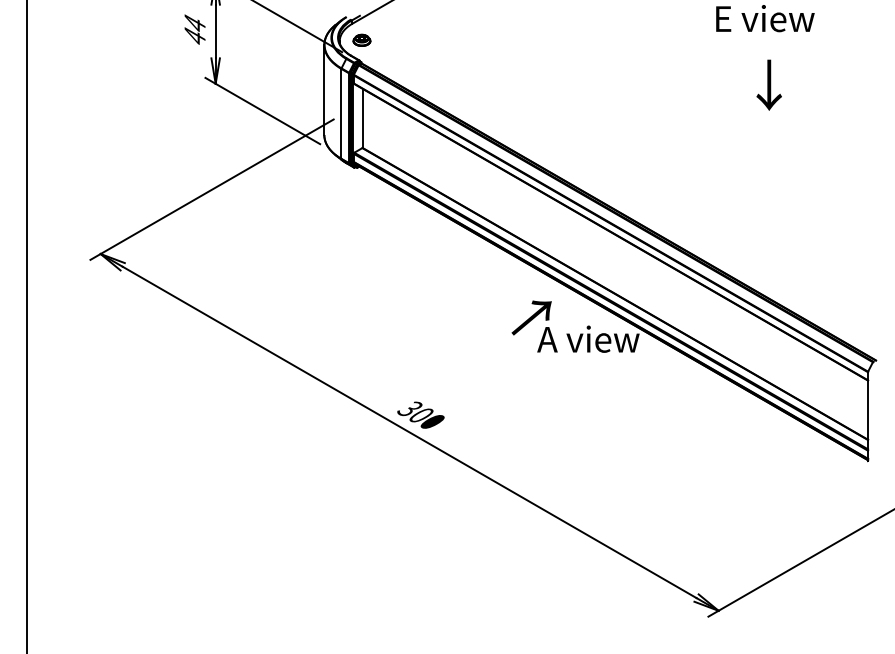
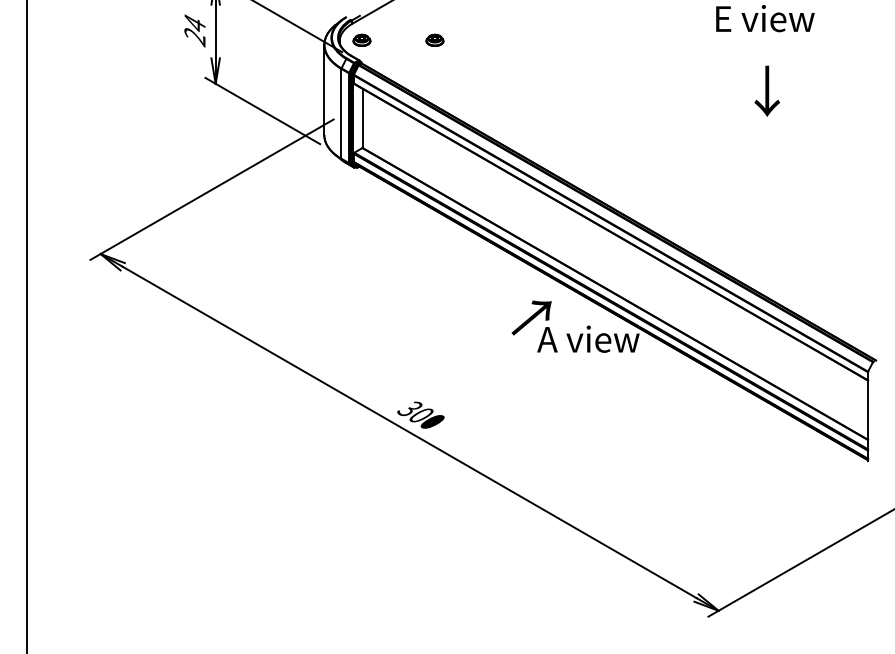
text: 44 -> 24 (194, 37)
part: none -> present (434, 39)
text position: (768, 84) -> (766, 90) (766, 90)
